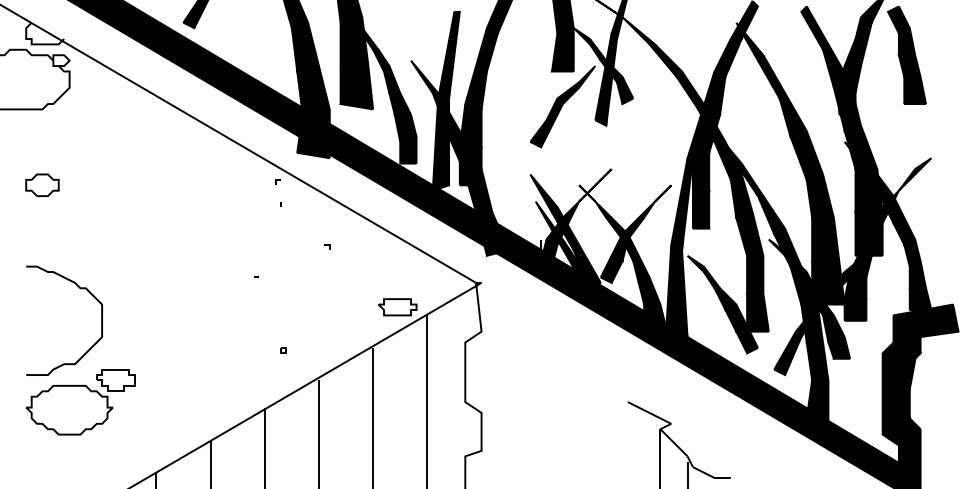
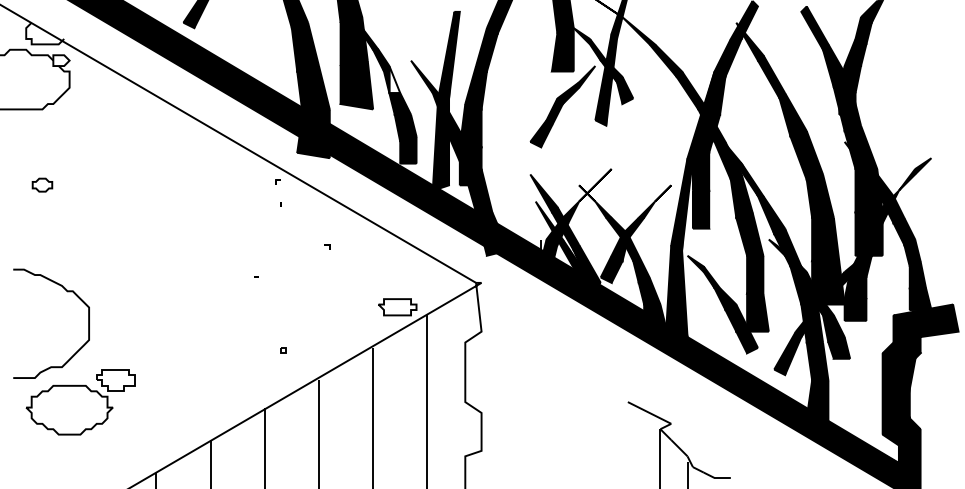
part: present -> none (906, 54)
fill: present -> none (394, 79)
part size: 35x24 px -> 23x16 px (42, 184)
curve position: (80, 289) -> (67, 292) (67, 292)
